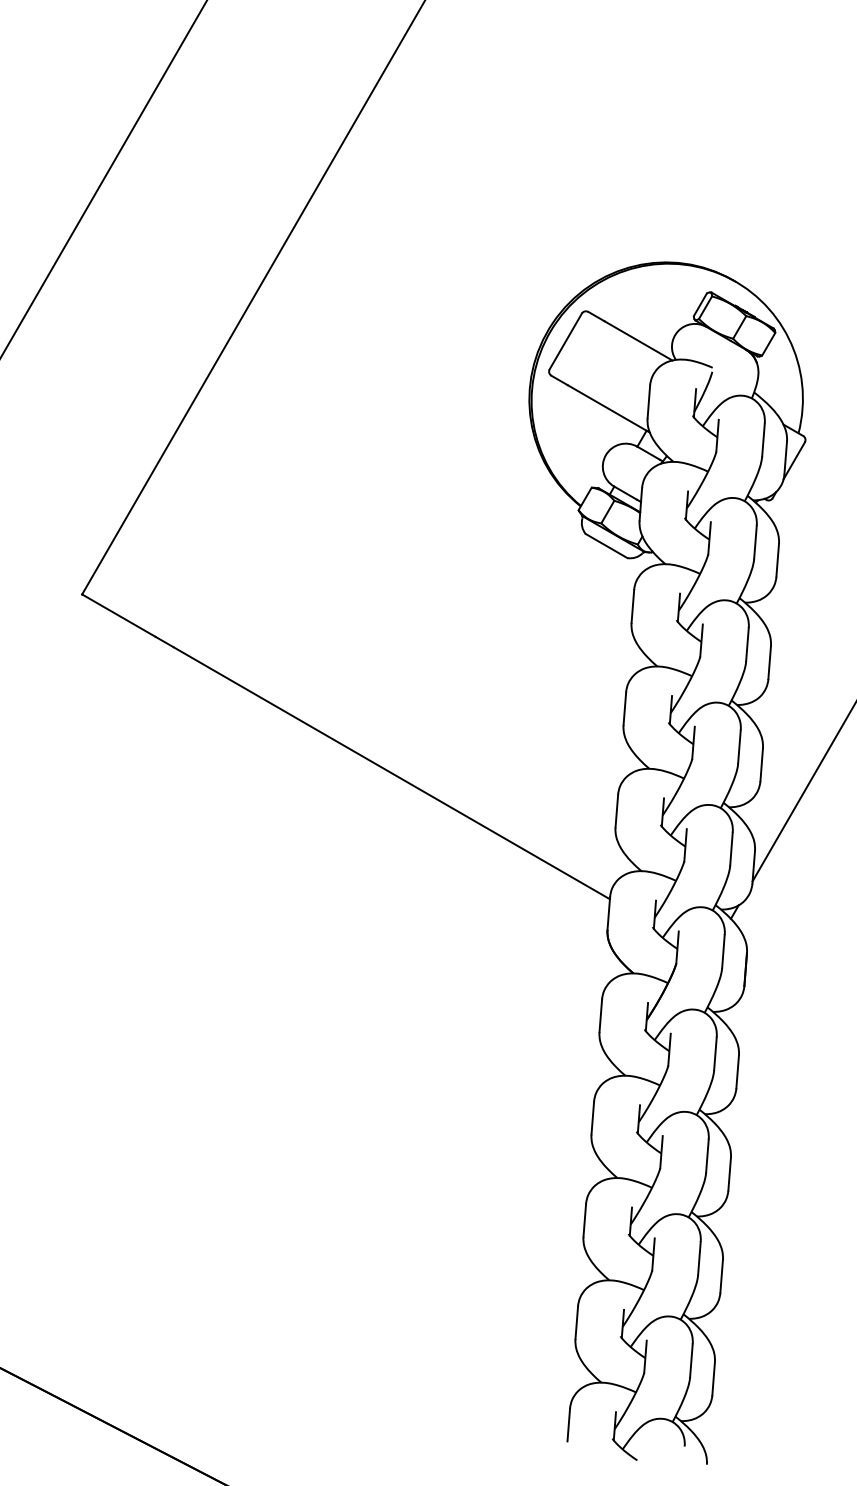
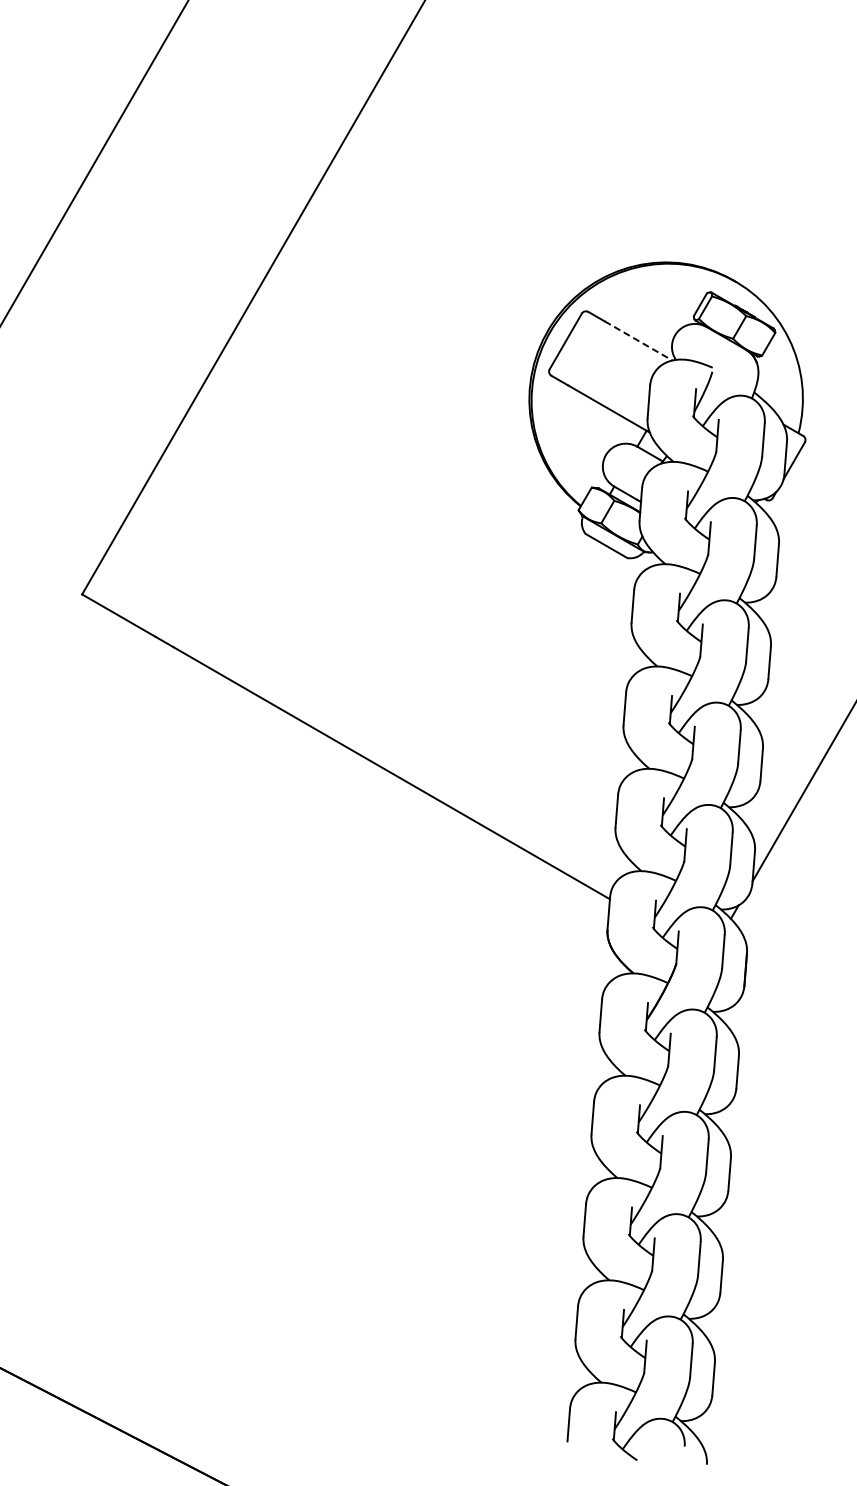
line position: (104, 178) -> (94, 162) (94, 162)
line: solid -> dashed (638, 341)
